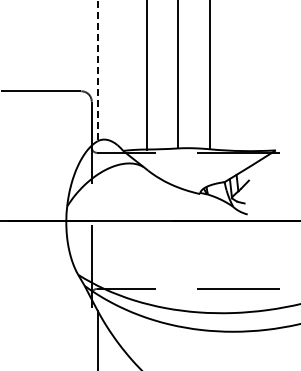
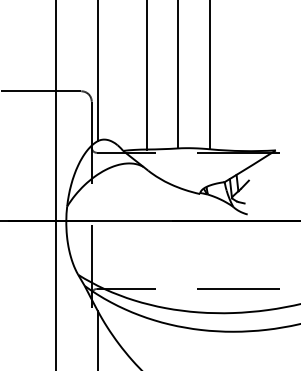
line: dashed -> solid (97, 71)
line: none -> present (56, 184)
